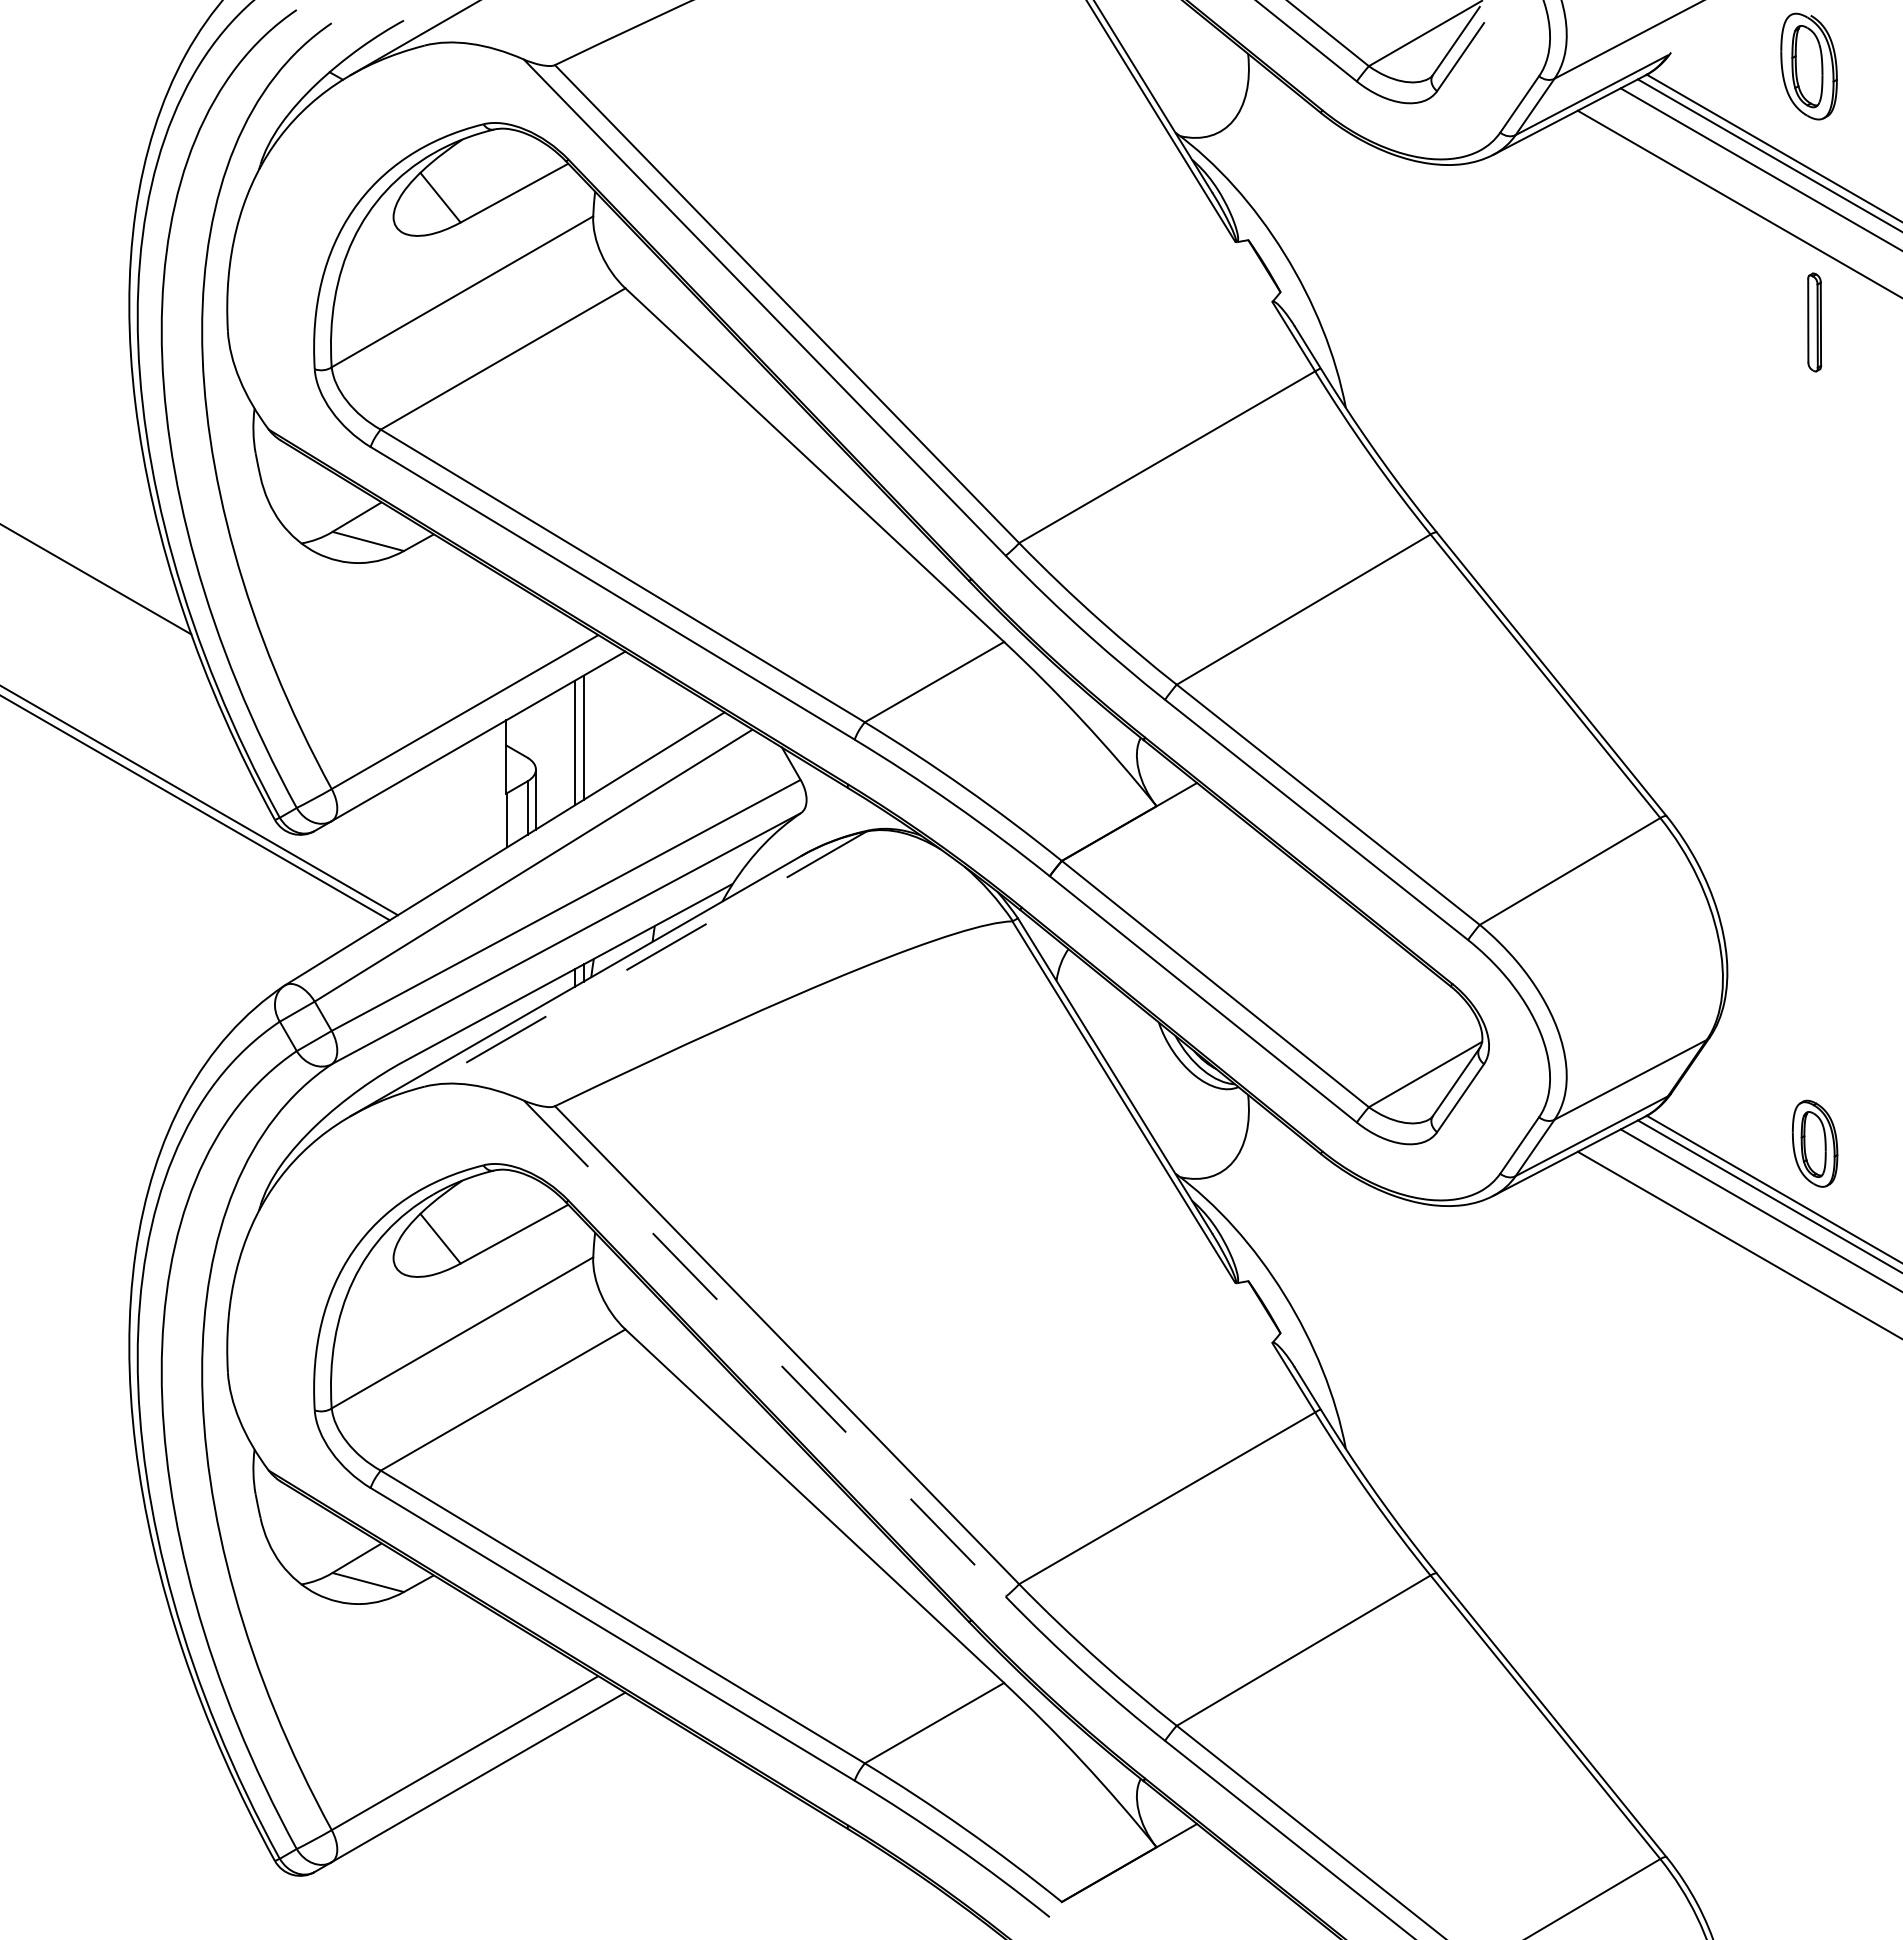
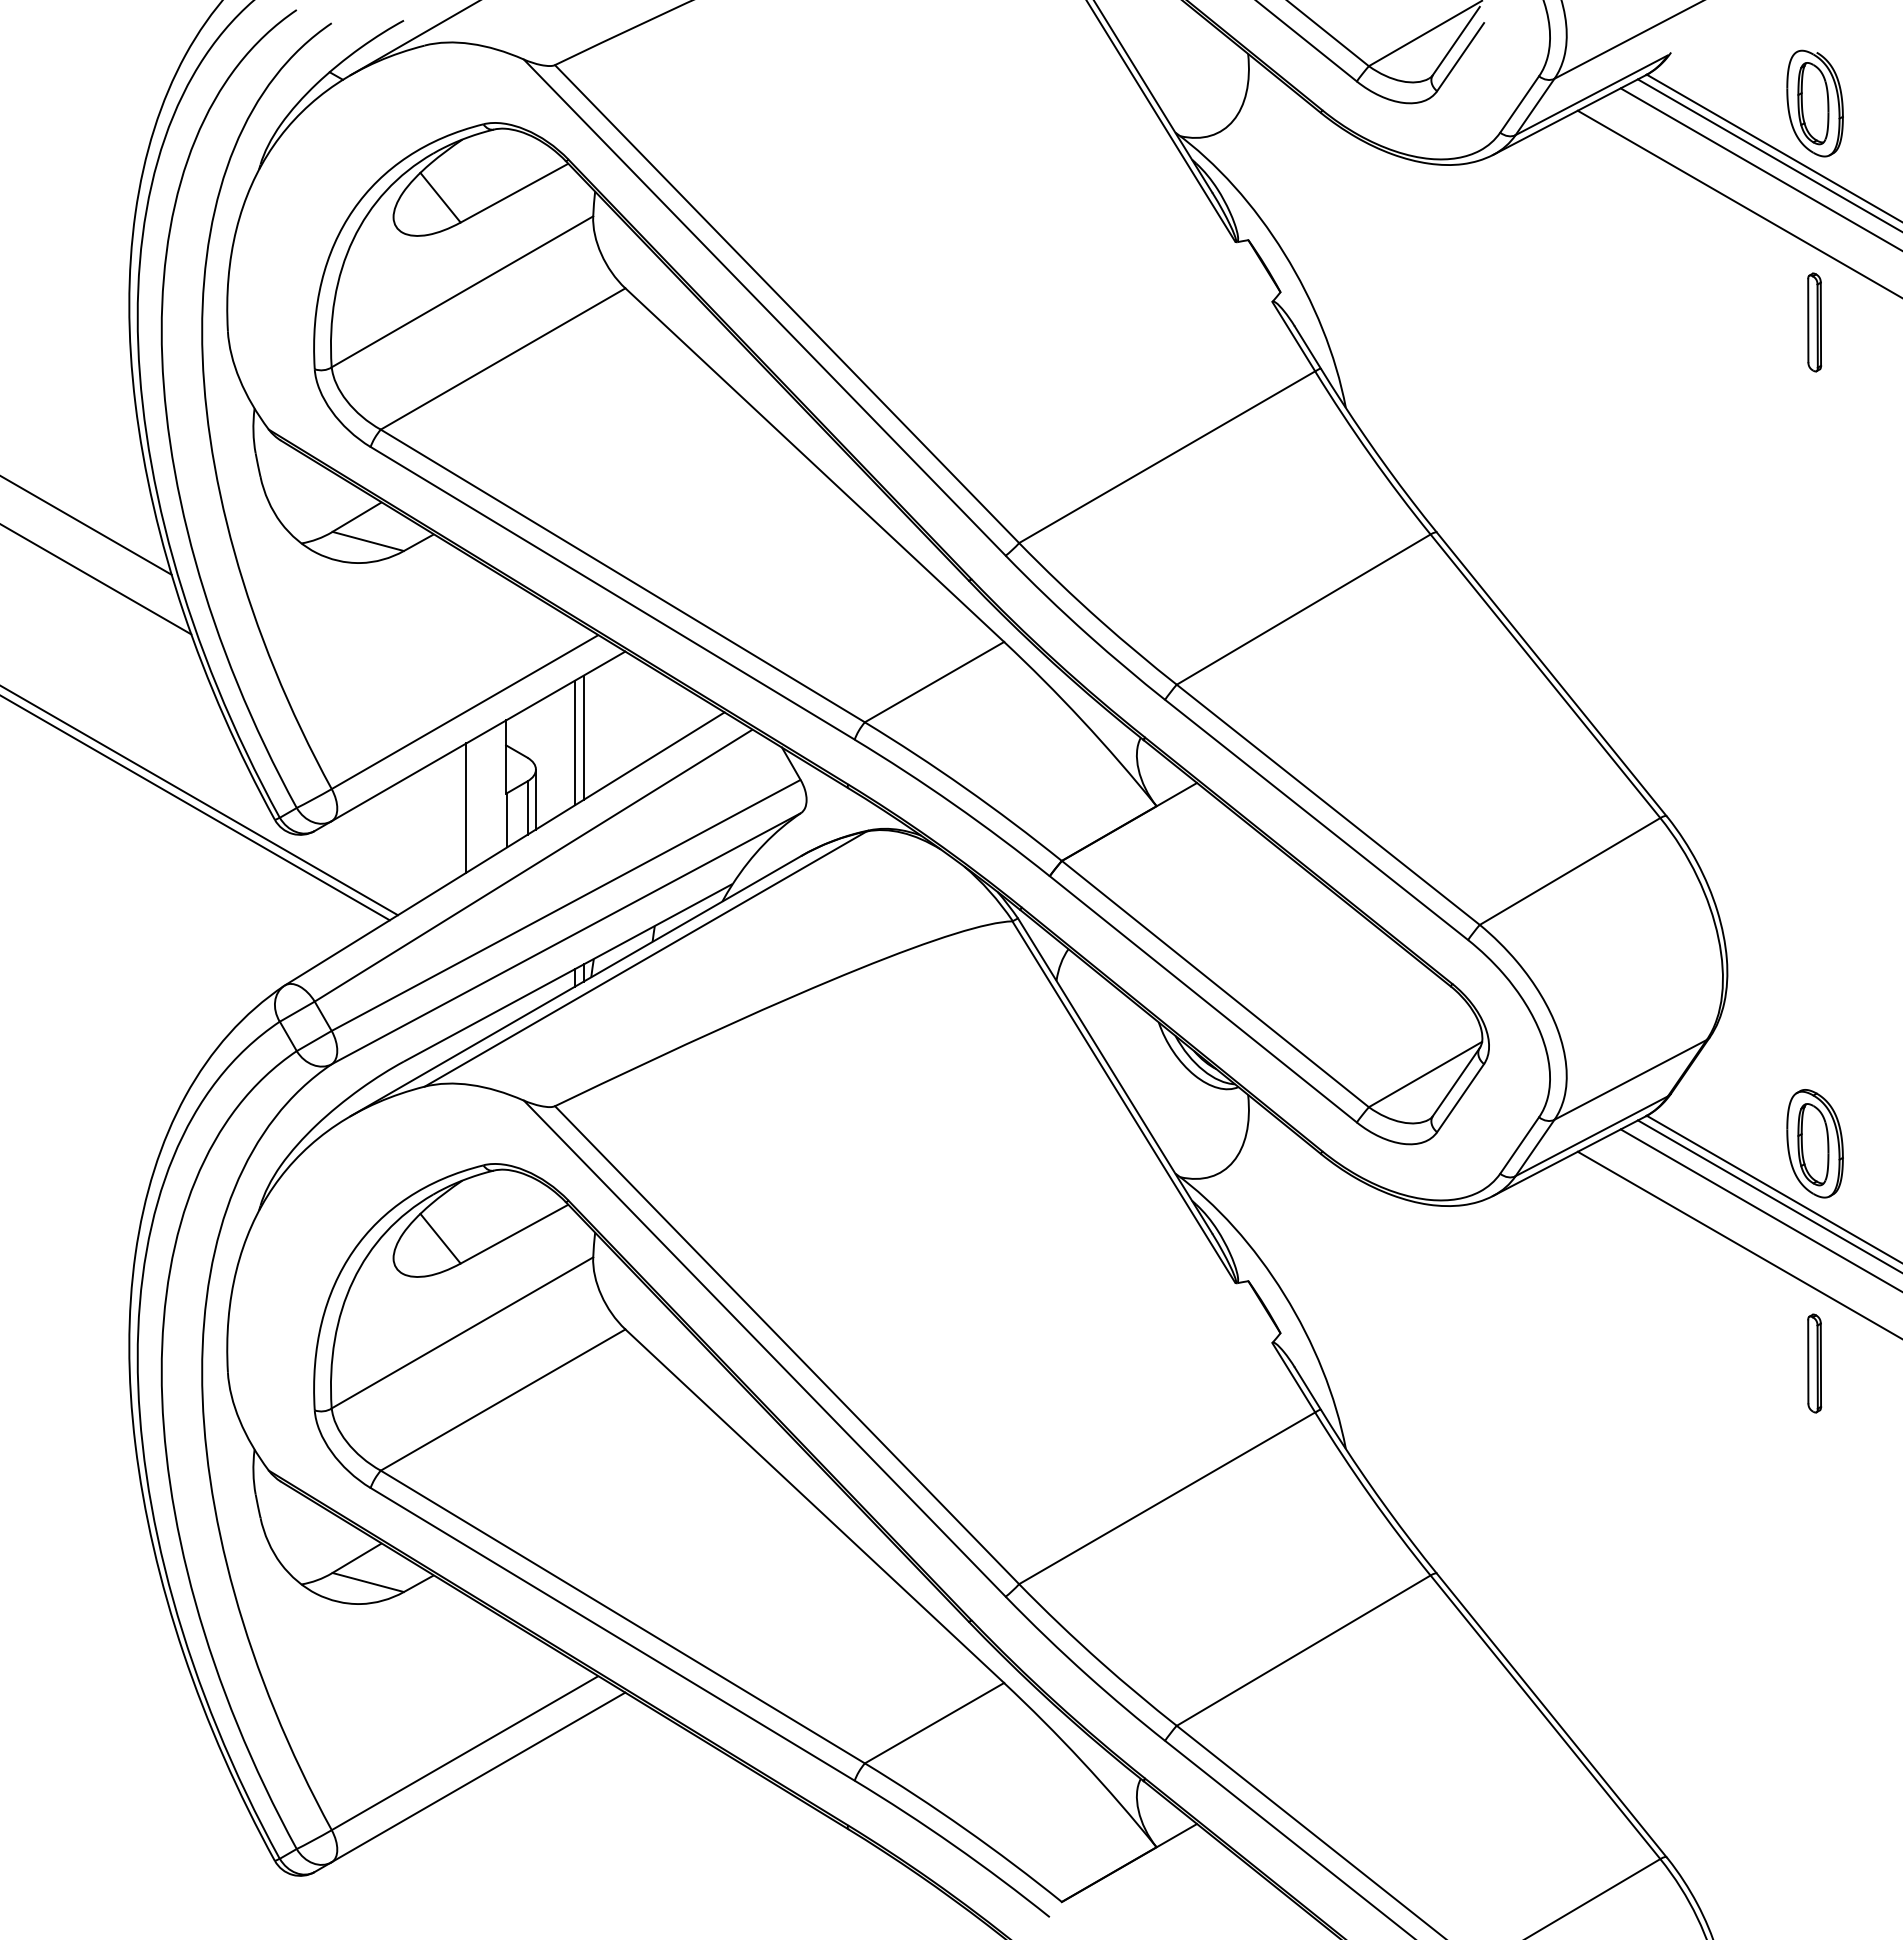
part position: (1808, 66) -> (1814, 103) (1814, 103)
line: none -> present (86, 525)
line: none -> present (466, 807)
line: dashed -> solid (645, 959)
part size: 47x89 px -> 58x110 px (1814, 1143)
line: dashed -> solid (764, 1348)
part: none -> present (1814, 1363)
